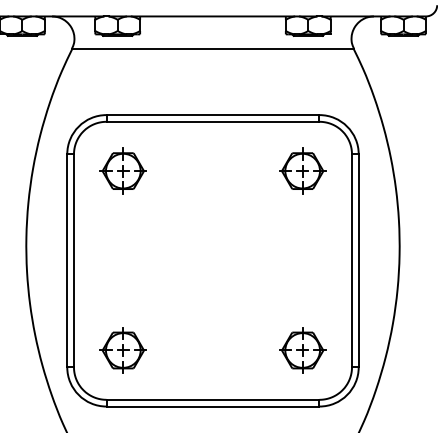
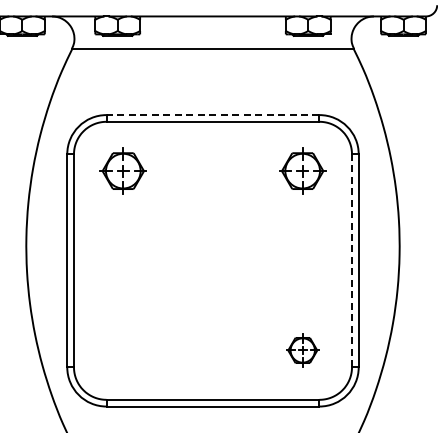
line: solid -> dashed (212, 115)
line: solid -> dashed (351, 260)
part: present -> none (122, 350)
part size: 48x47 px -> 34x35 px (302, 350)
